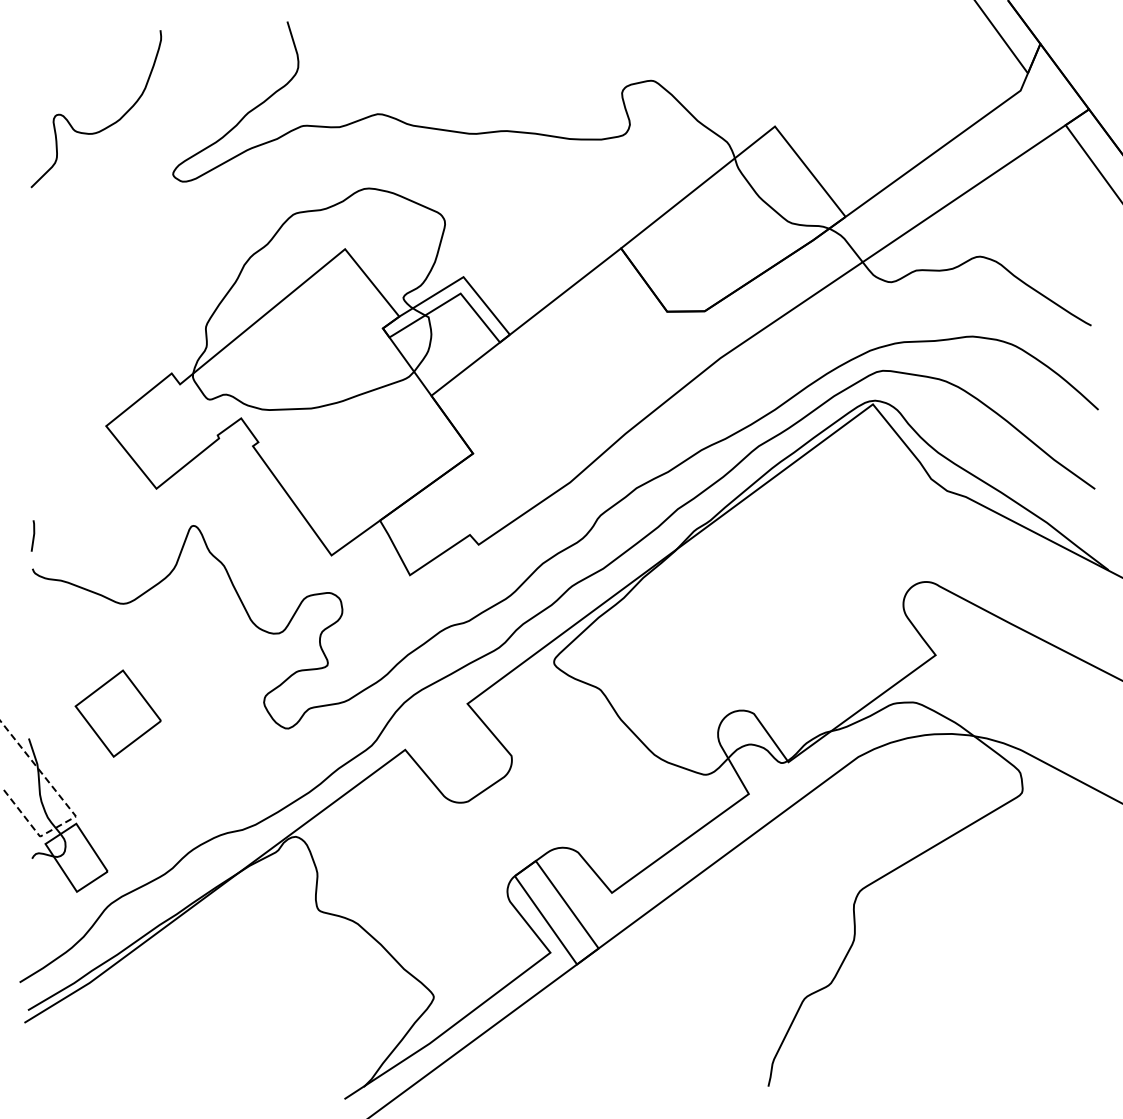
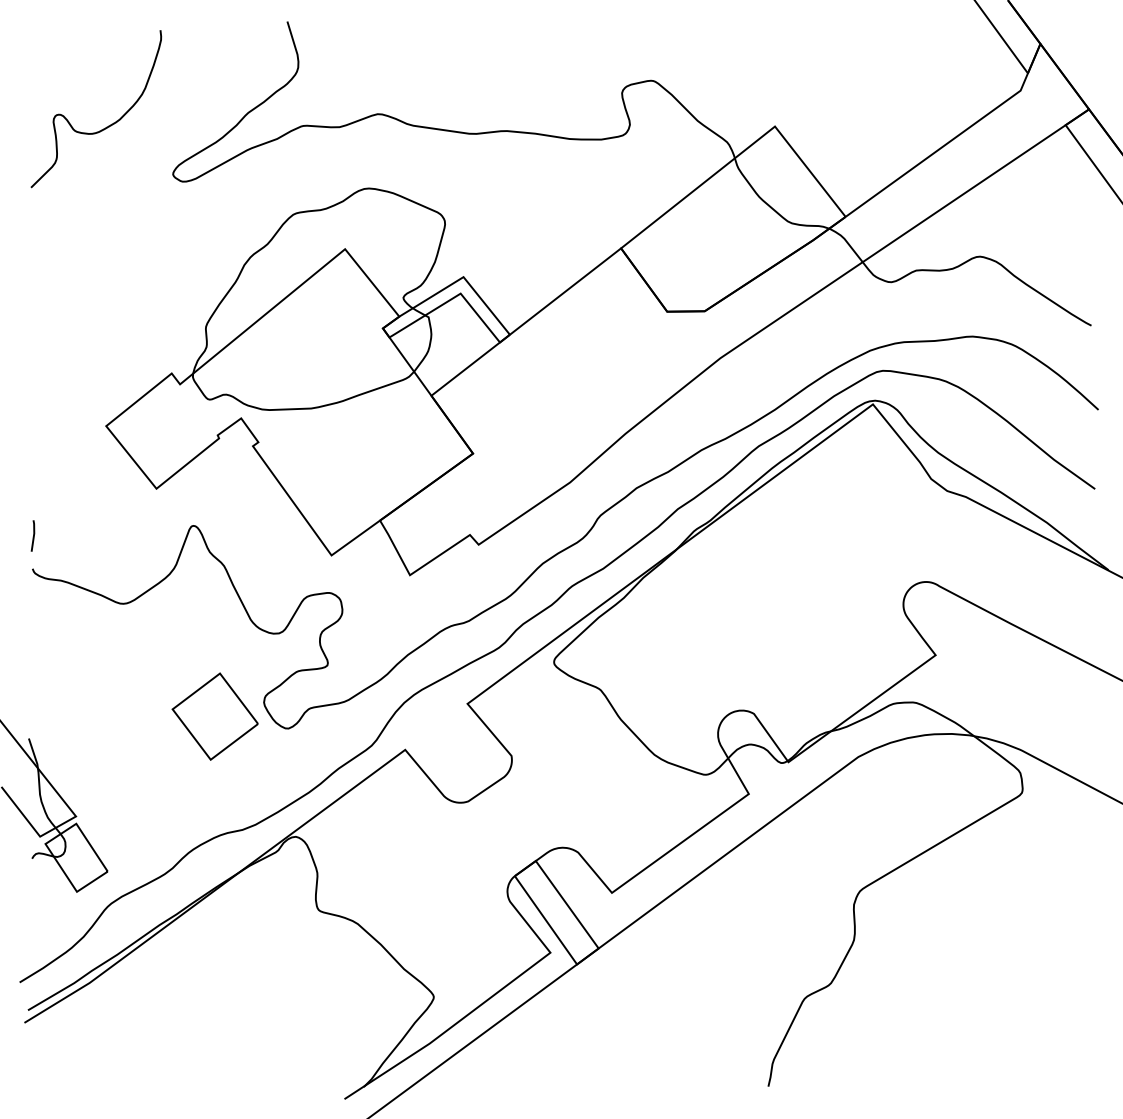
part position: (117, 713) -> (214, 716) (214, 716)
line: dashed -> solid (71, 811)
